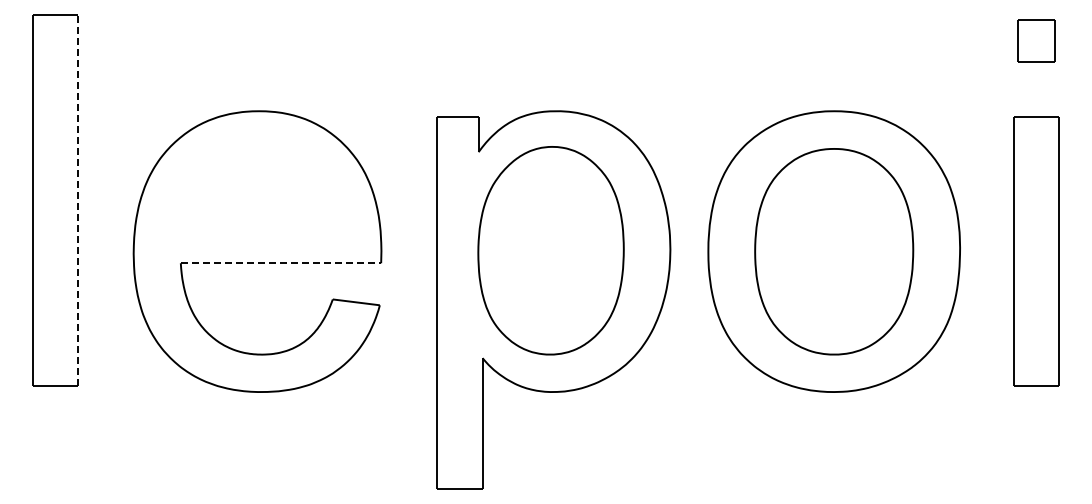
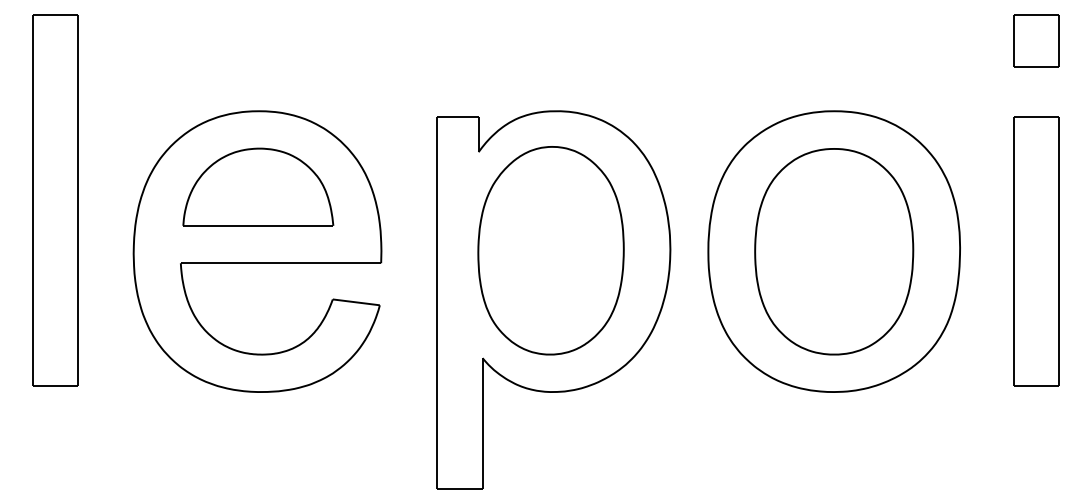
part size: 39x44 px -> 47x54 px (1036, 40)
part: none -> present (258, 186)
line: dashed -> solid (78, 200)
line: dashed -> solid (281, 263)
